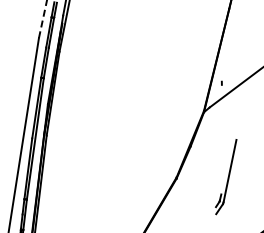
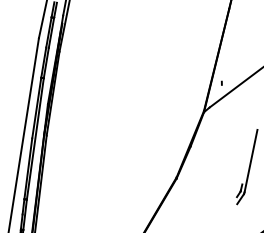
line: dashed -> solid (43, 18)
part position: (226, 177) -> (247, 167) (247, 167)
